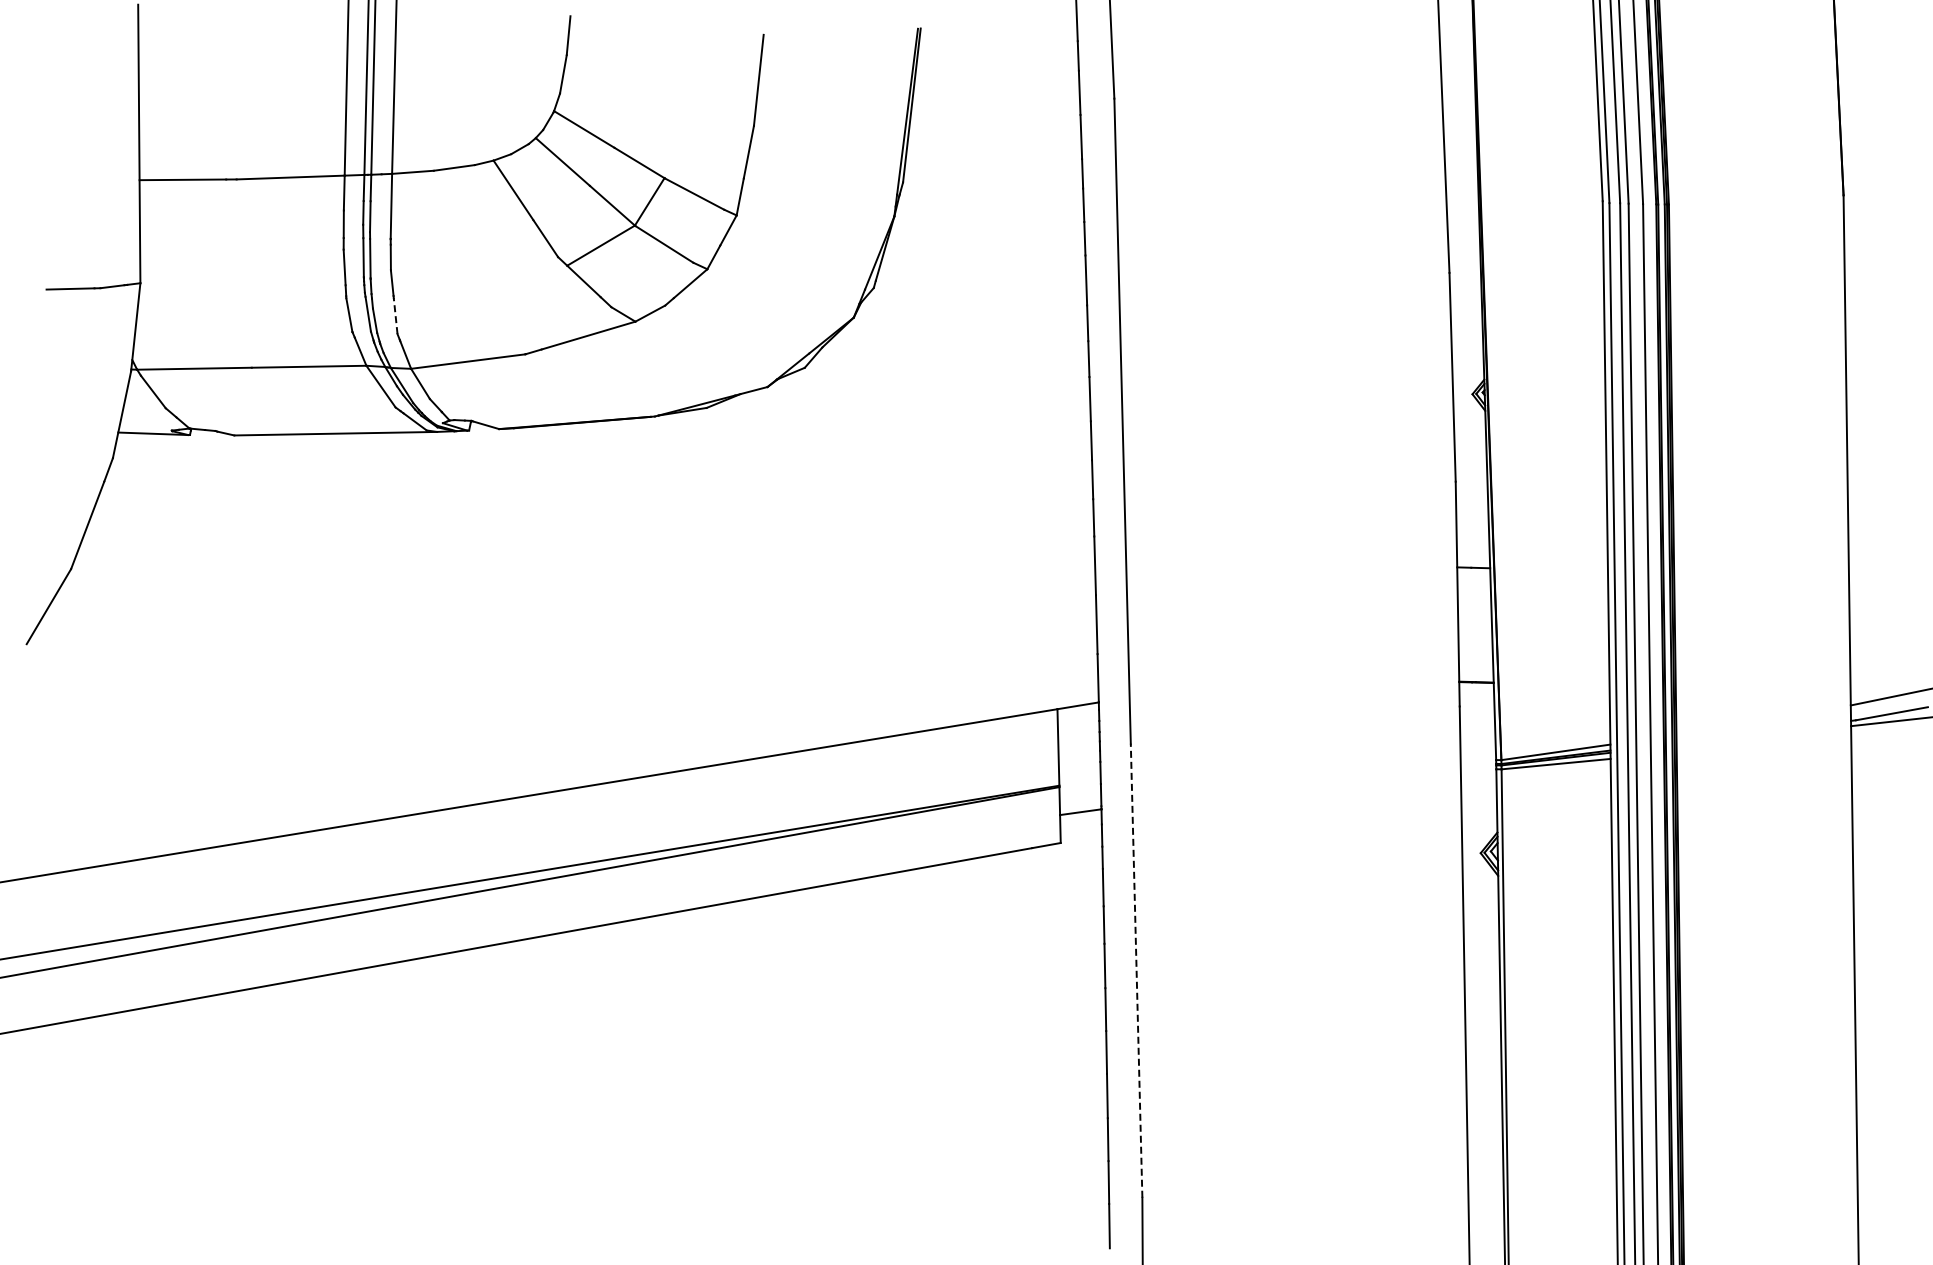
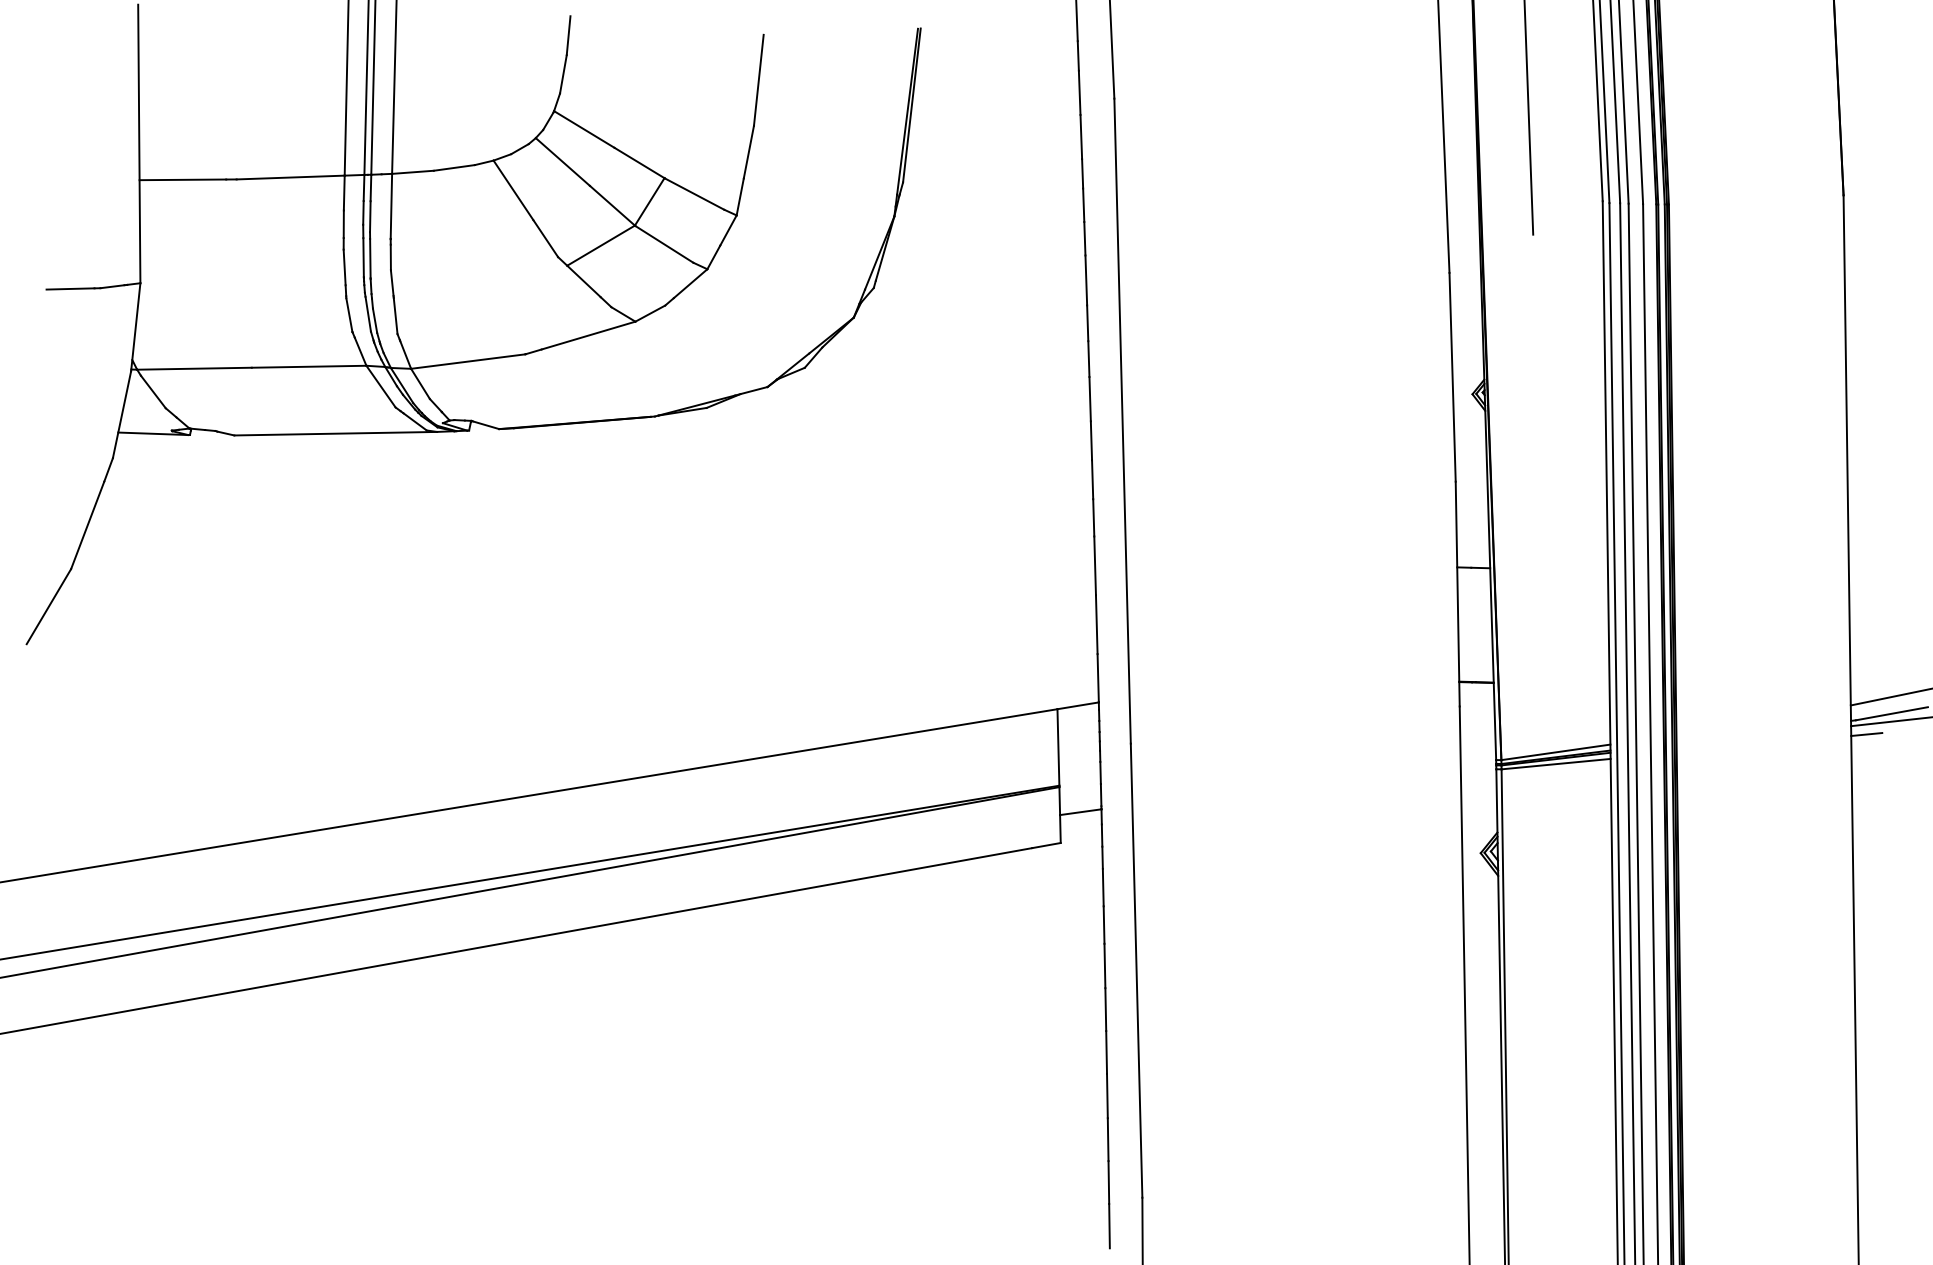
line: none -> present (1528, 118)
line: dashed -> solid (395, 315)
line: none -> present (1866, 734)
line: dashed -> solid (1136, 970)
